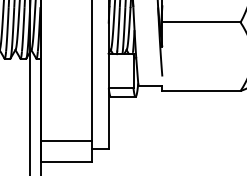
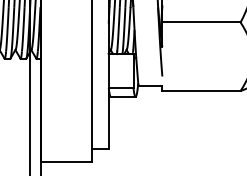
line: present -> none (66, 141)
